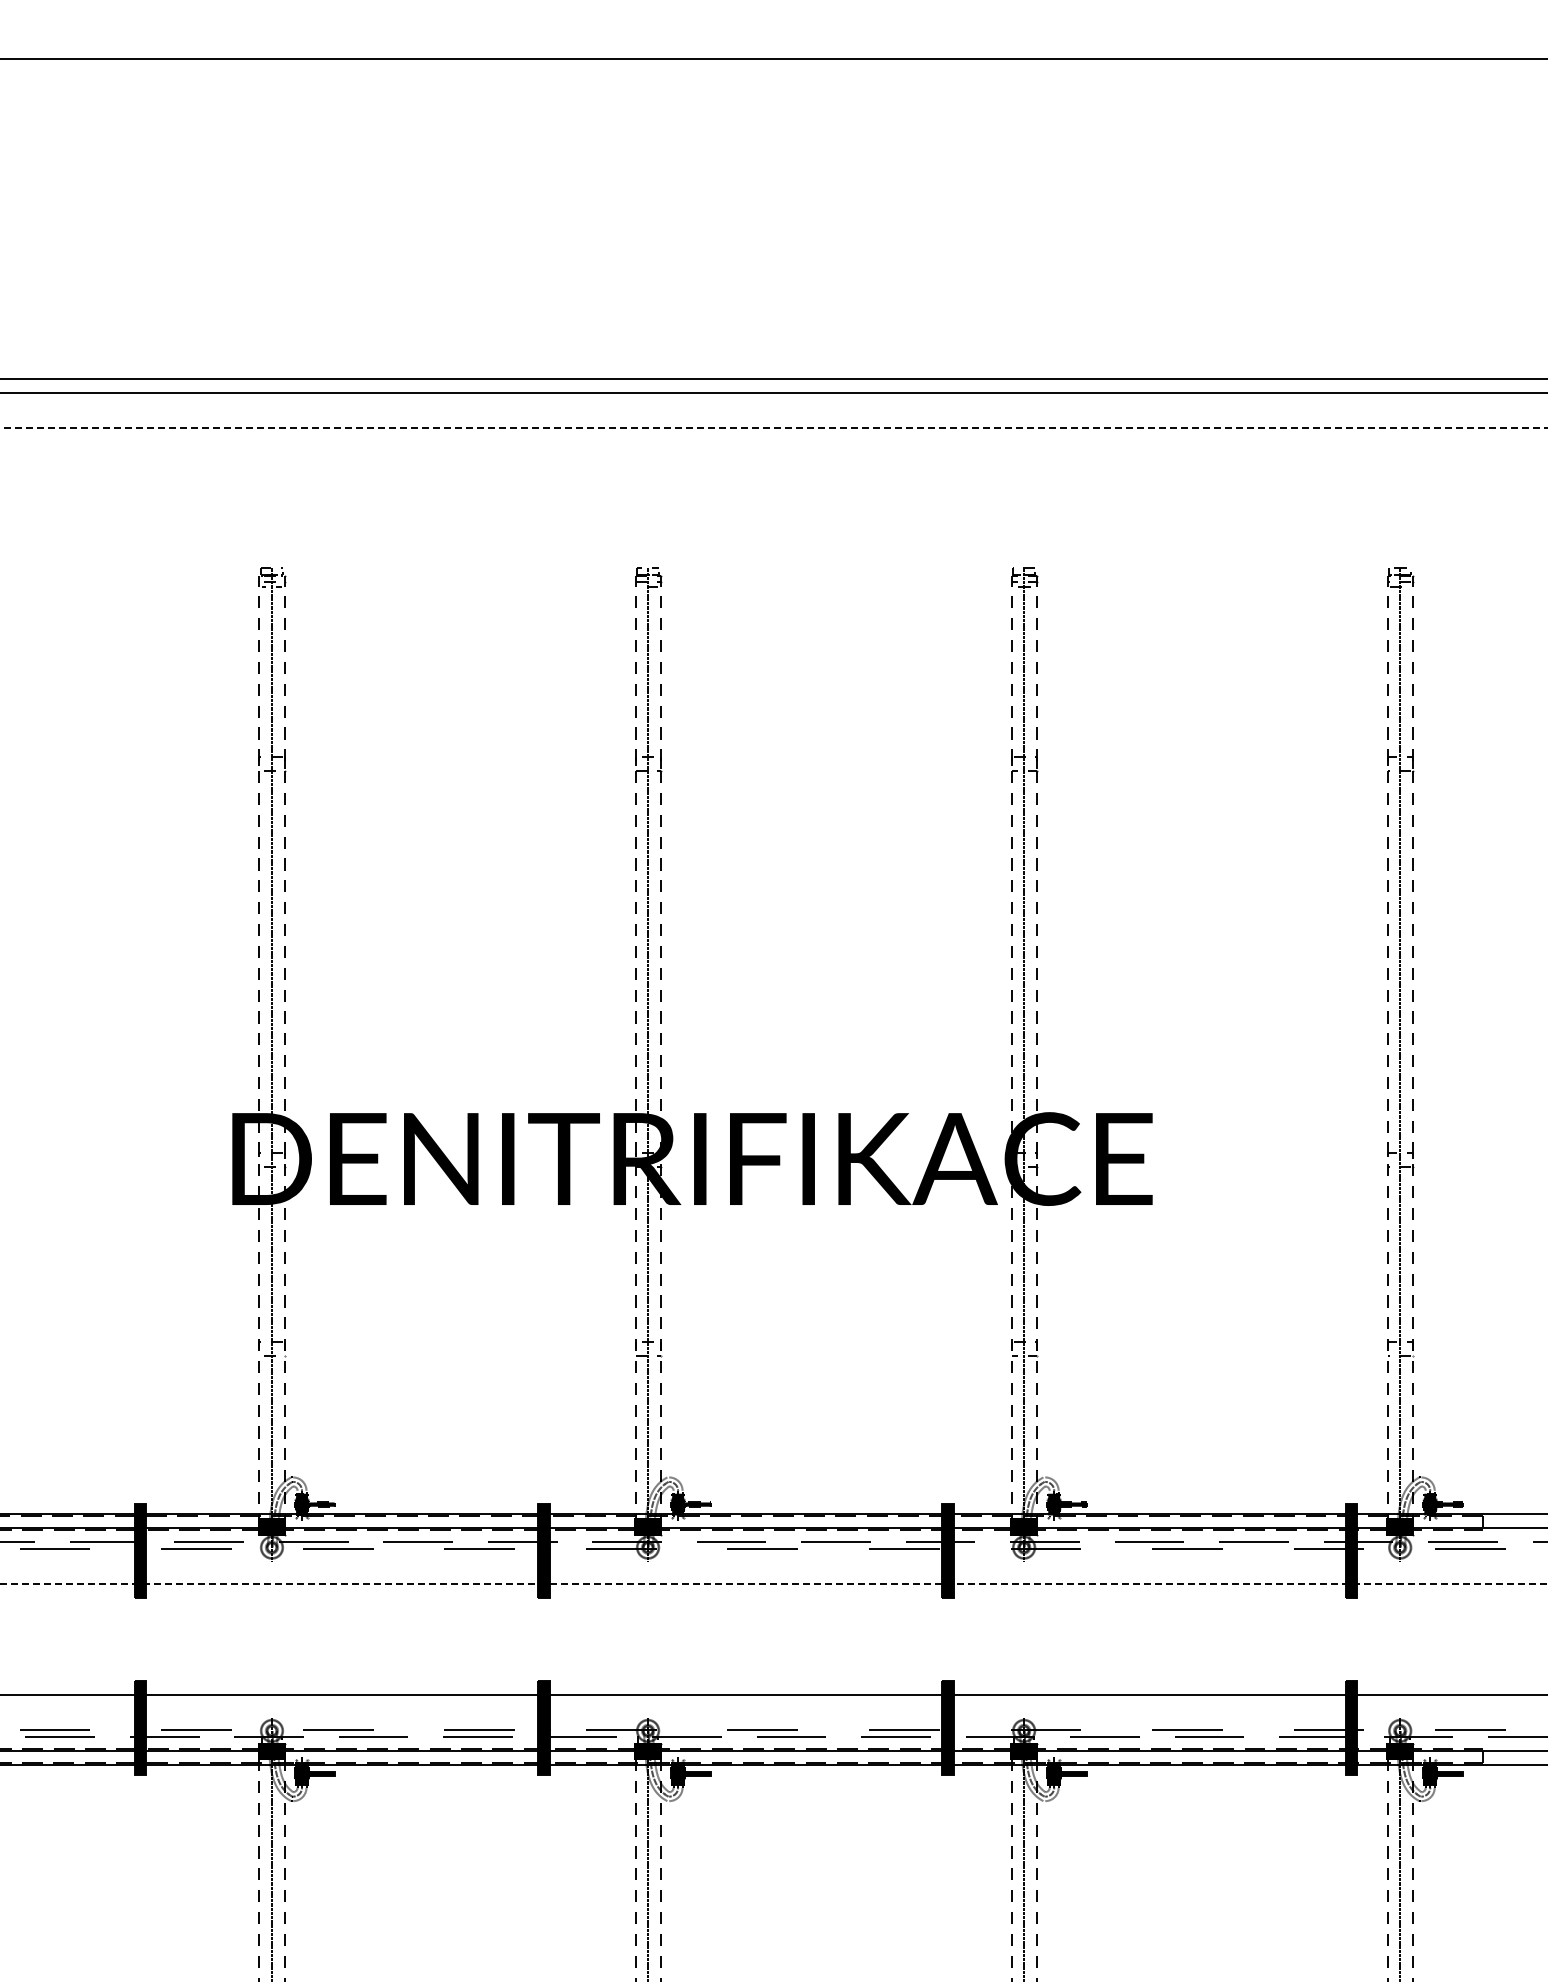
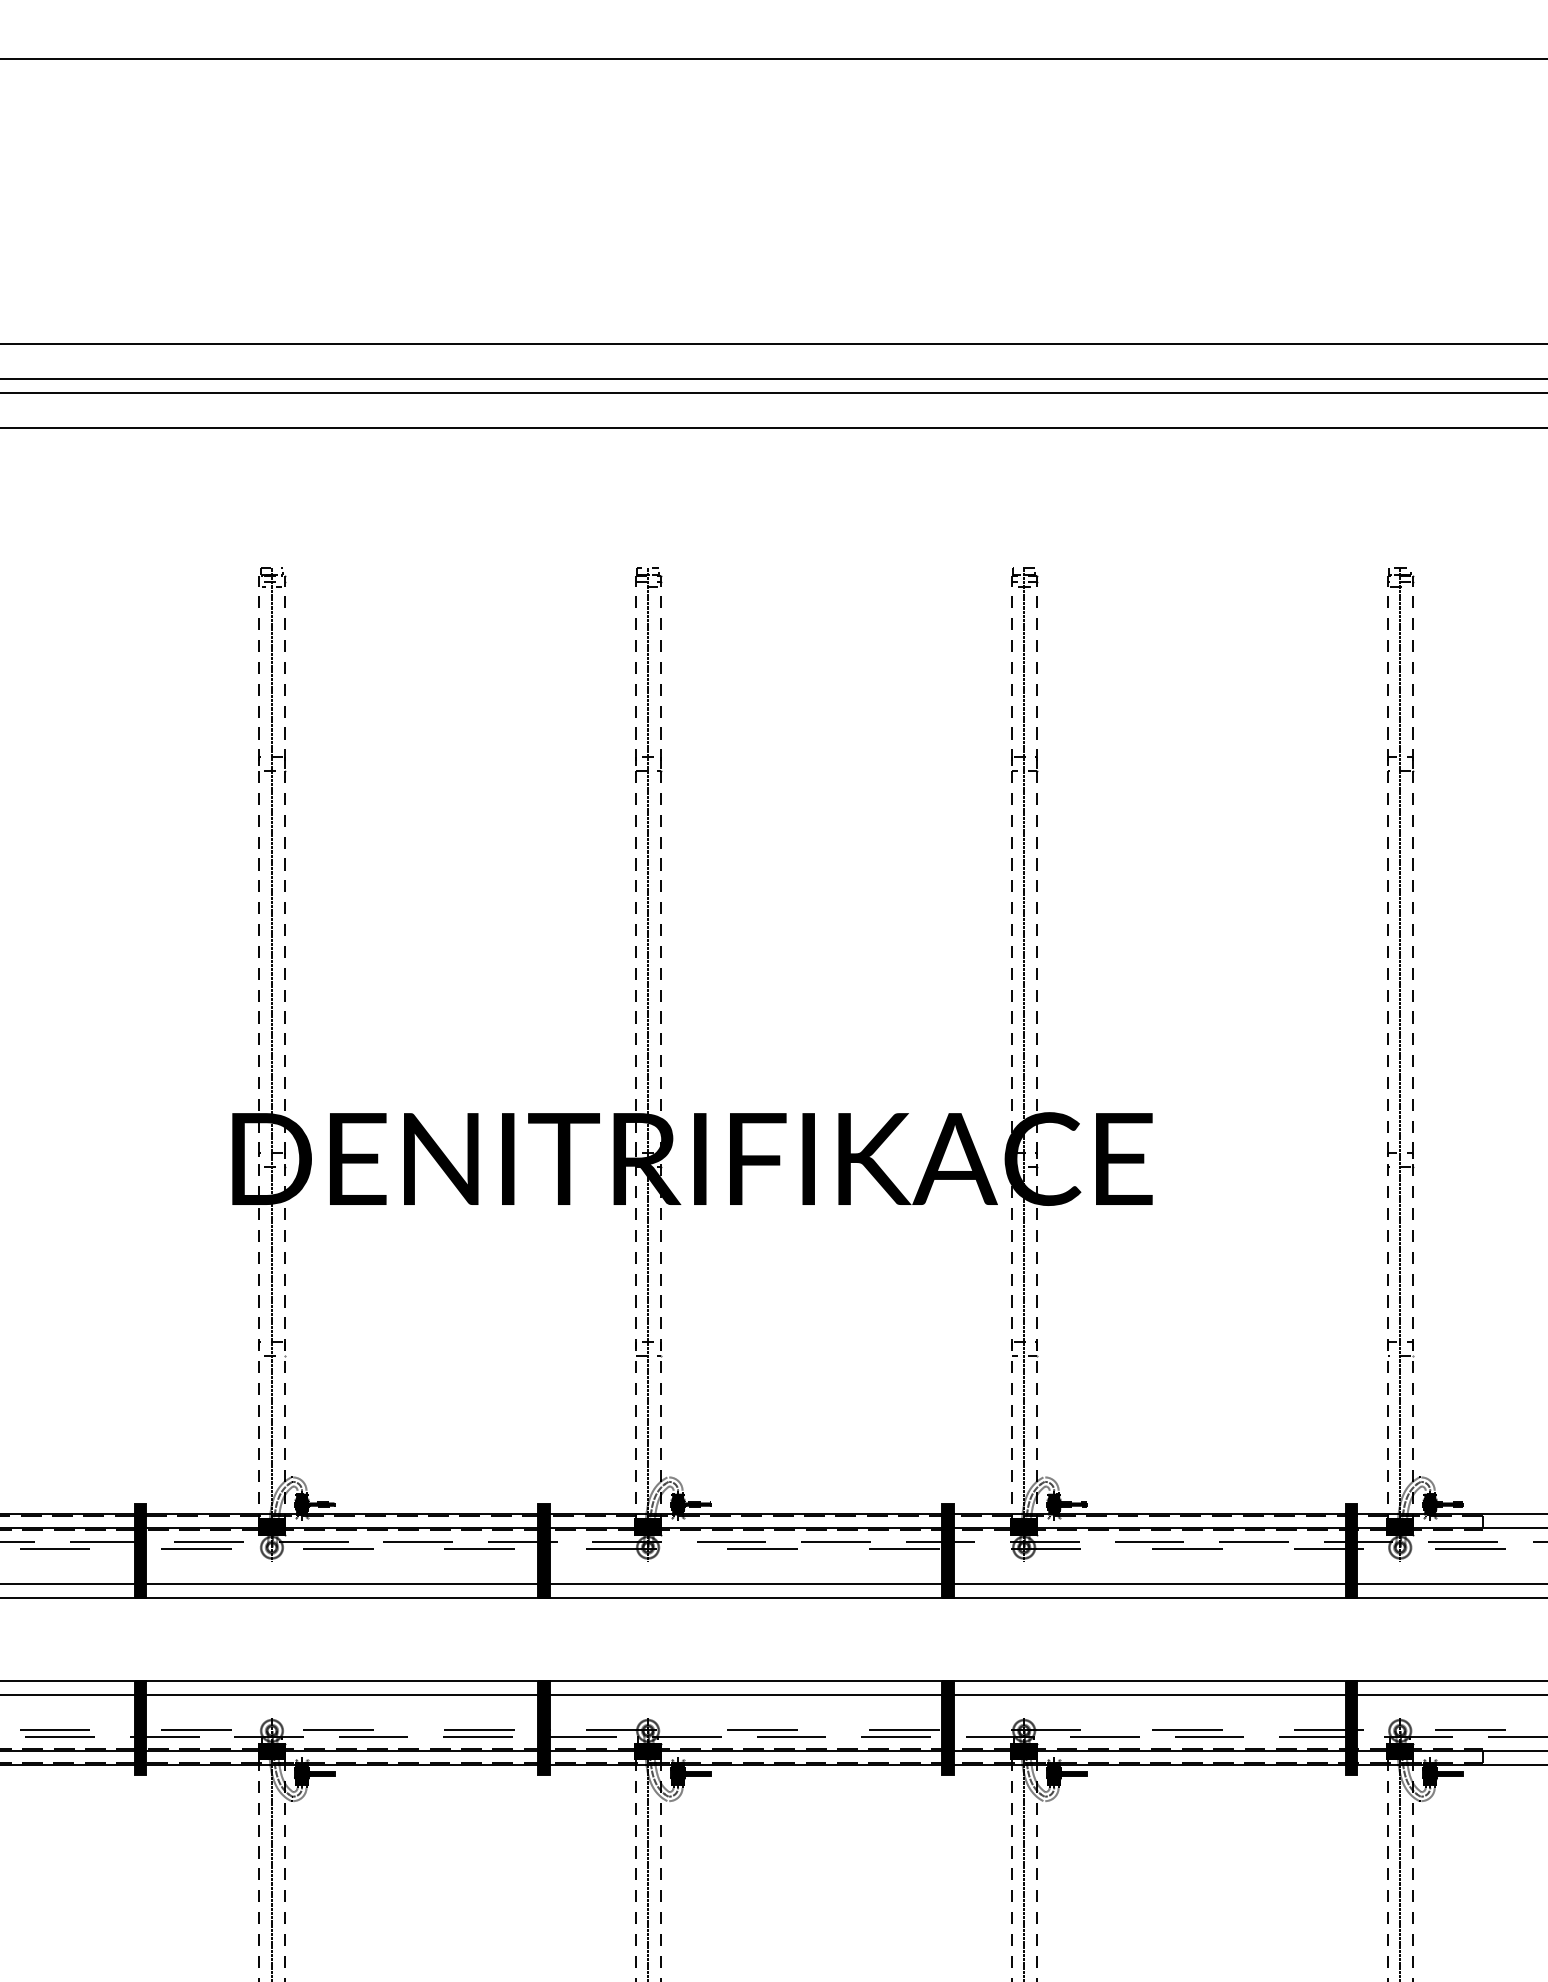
line: none -> present (773, 343)
line: dashed -> solid (773, 427)
line: dashed -> solid (774, 1583)
line: none -> present (773, 1597)
line: none -> present (773, 1681)
